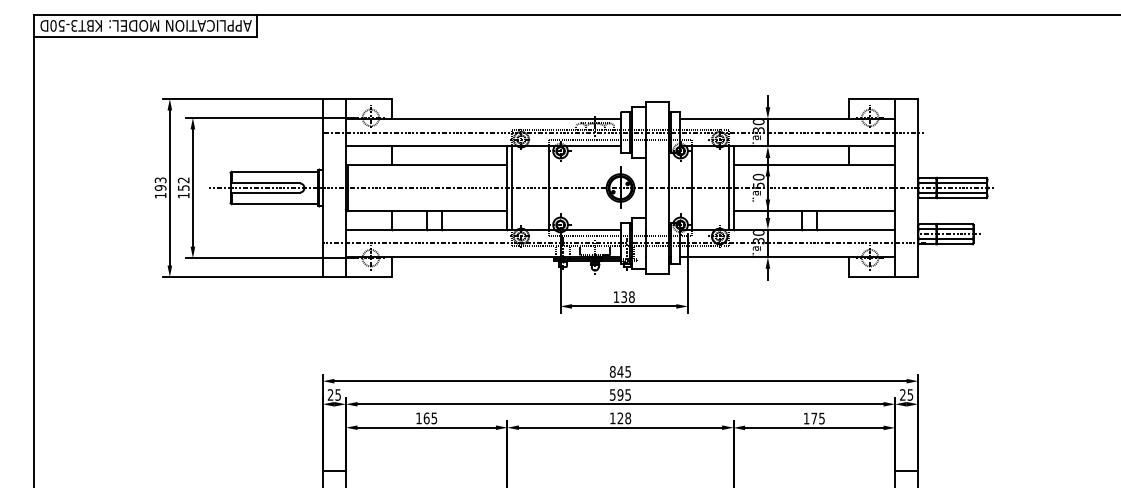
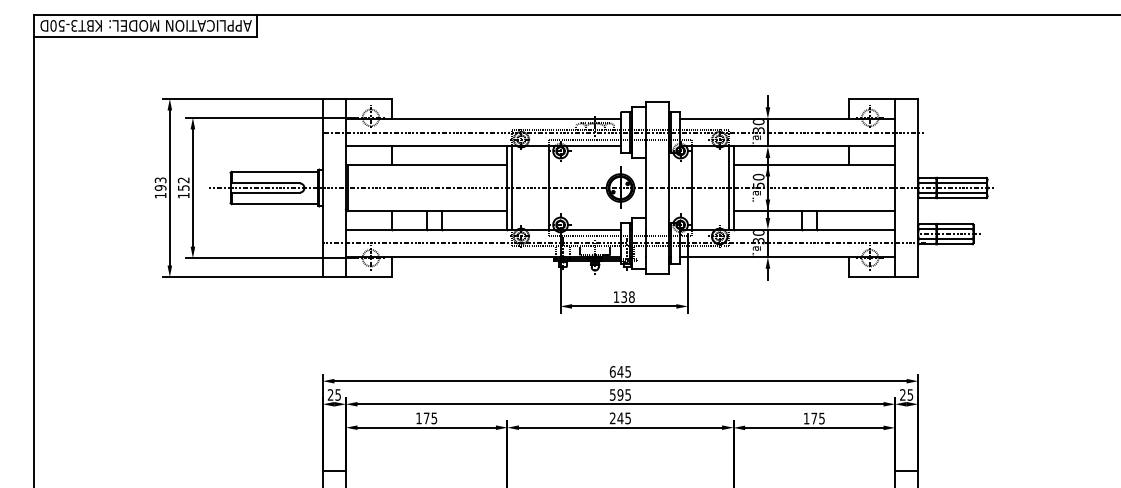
text: 845 -> 645 (612, 371)
text: 165 -> 175 (426, 418)
text: 128 -> 245 (620, 418)
